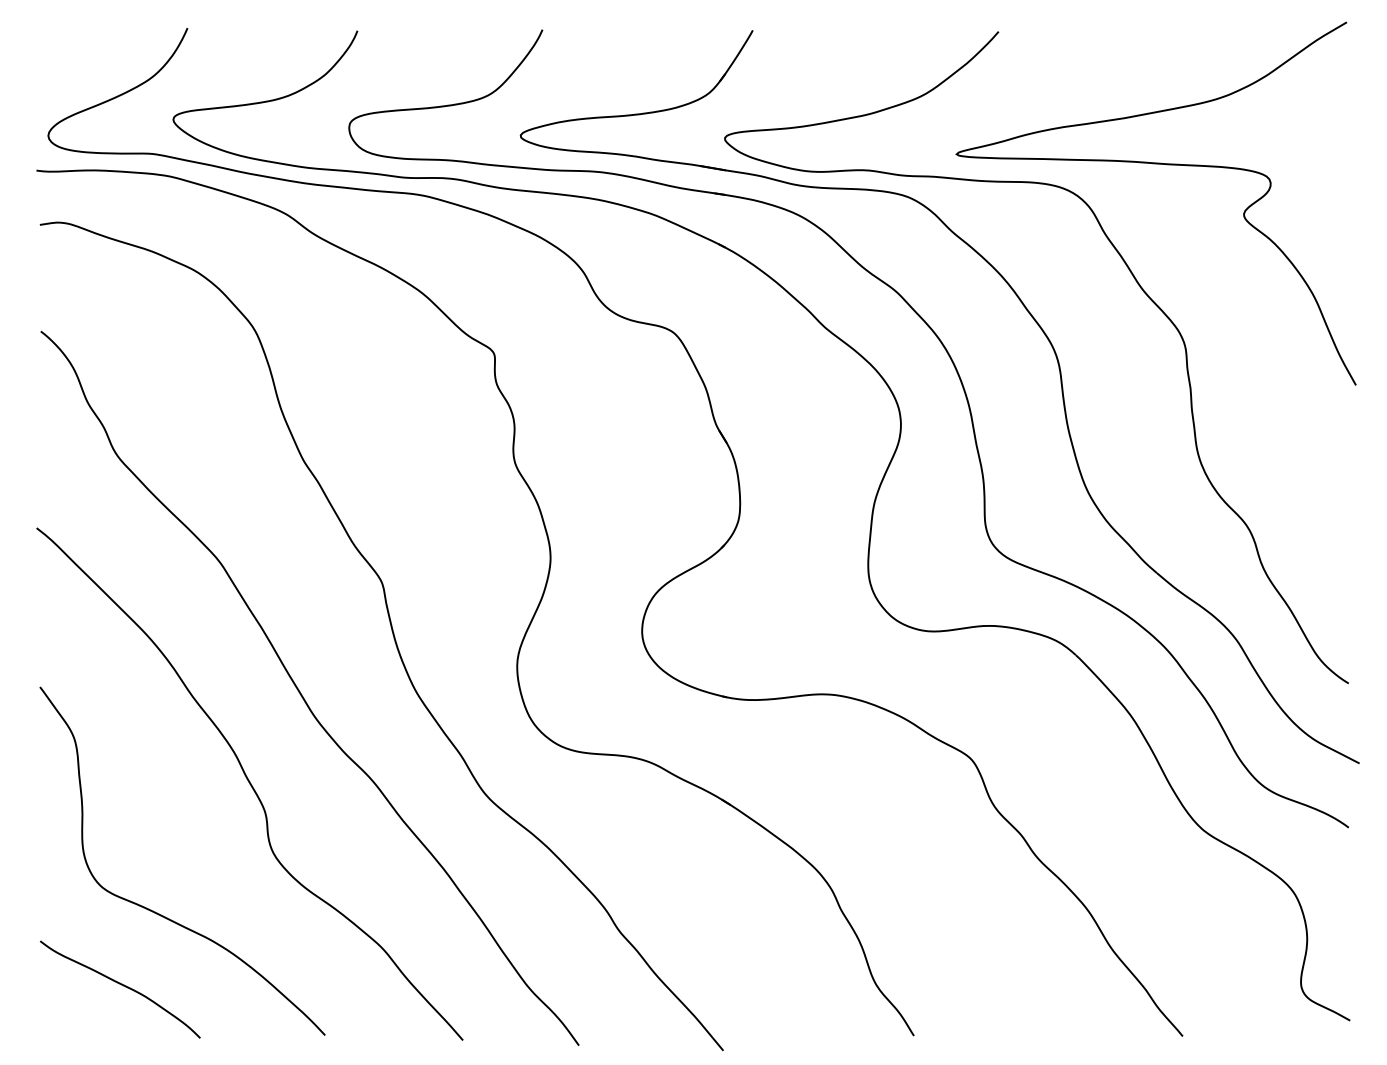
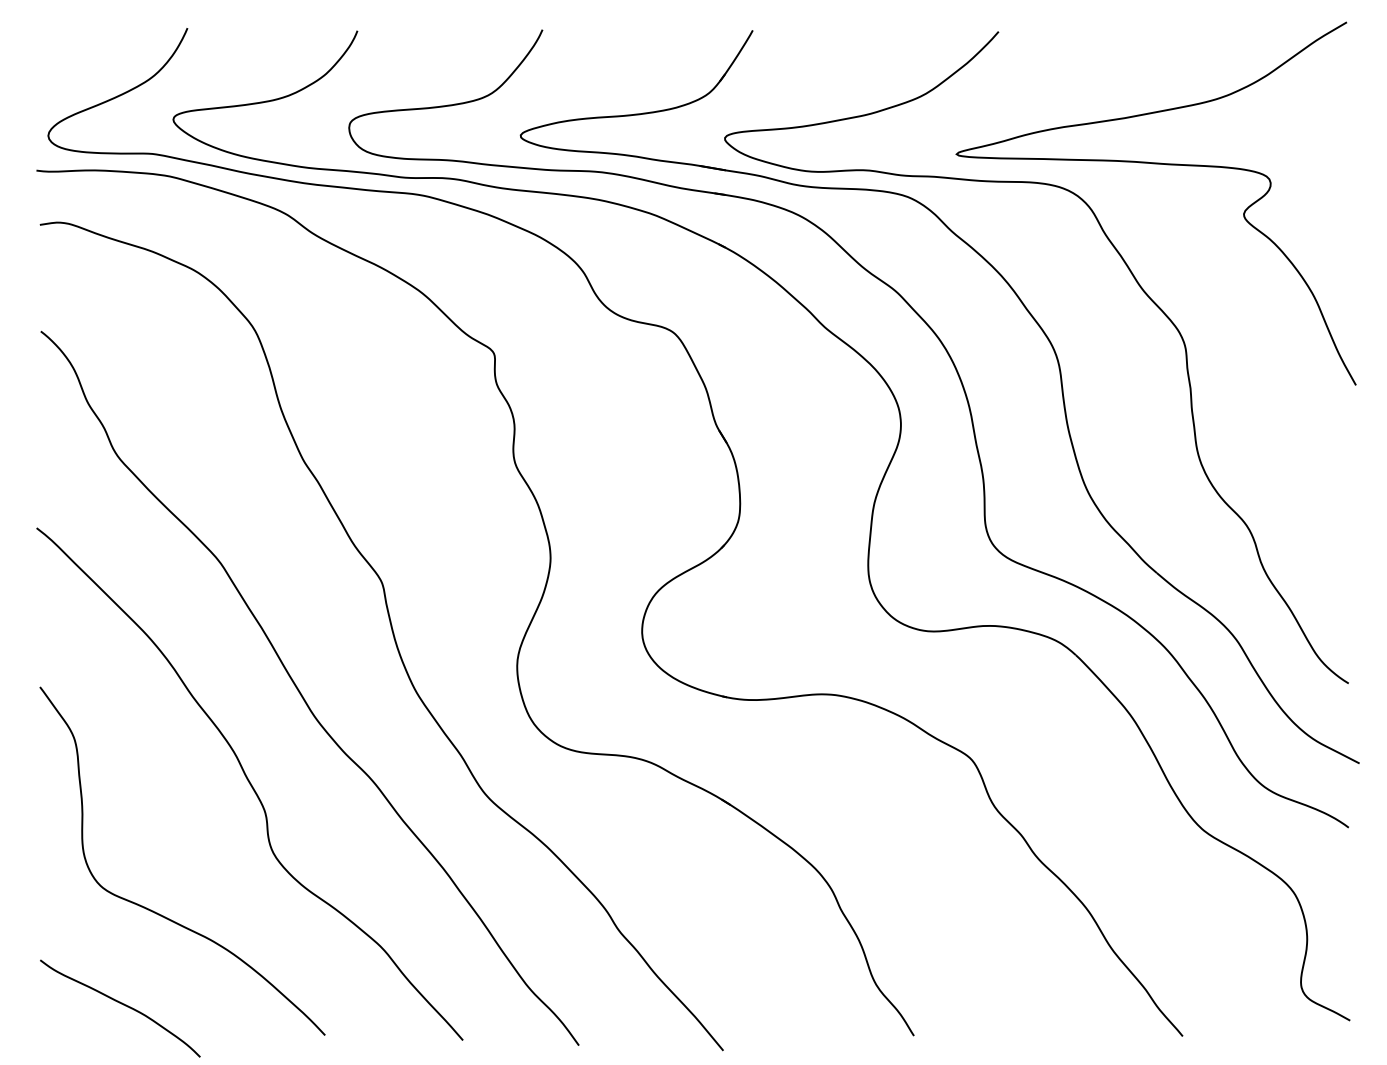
curve position: (121, 985) -> (121, 1004) (121, 1004)
